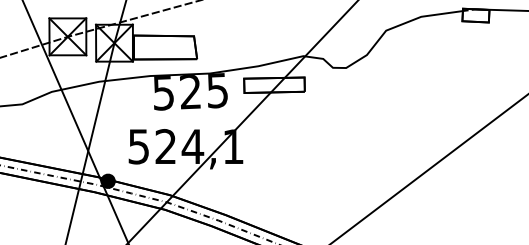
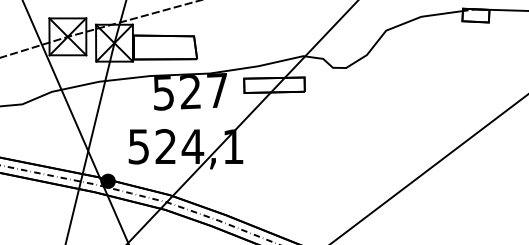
text: 525 -> 527 (217, 90)
